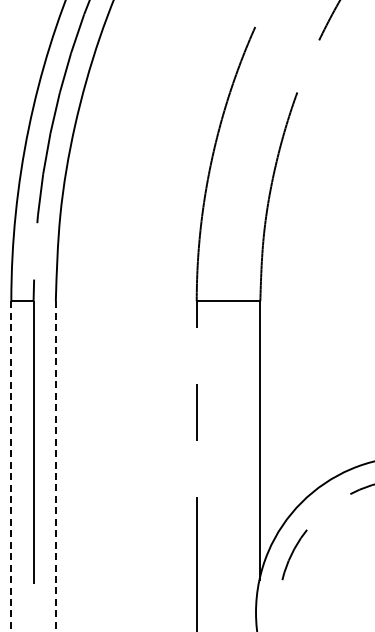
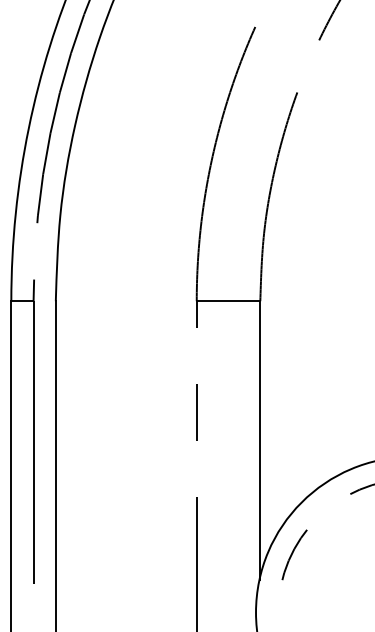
line: dashed -> solid (11, 466)
line: dashed -> solid (55, 466)
